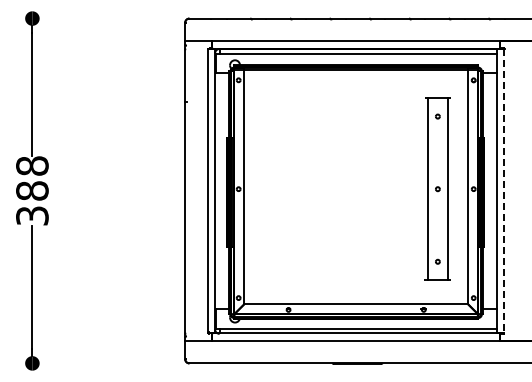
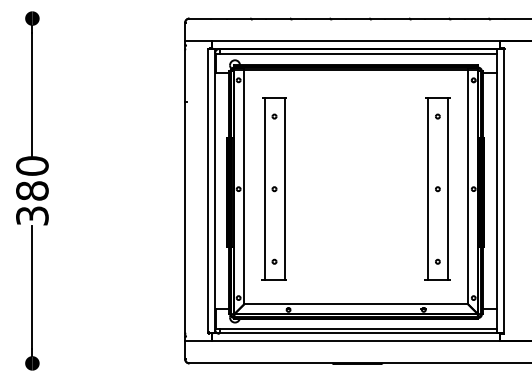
text: 388 -> 380 (32, 165)
part: none -> present (273, 188)
line: dashed -> solid (504, 191)
